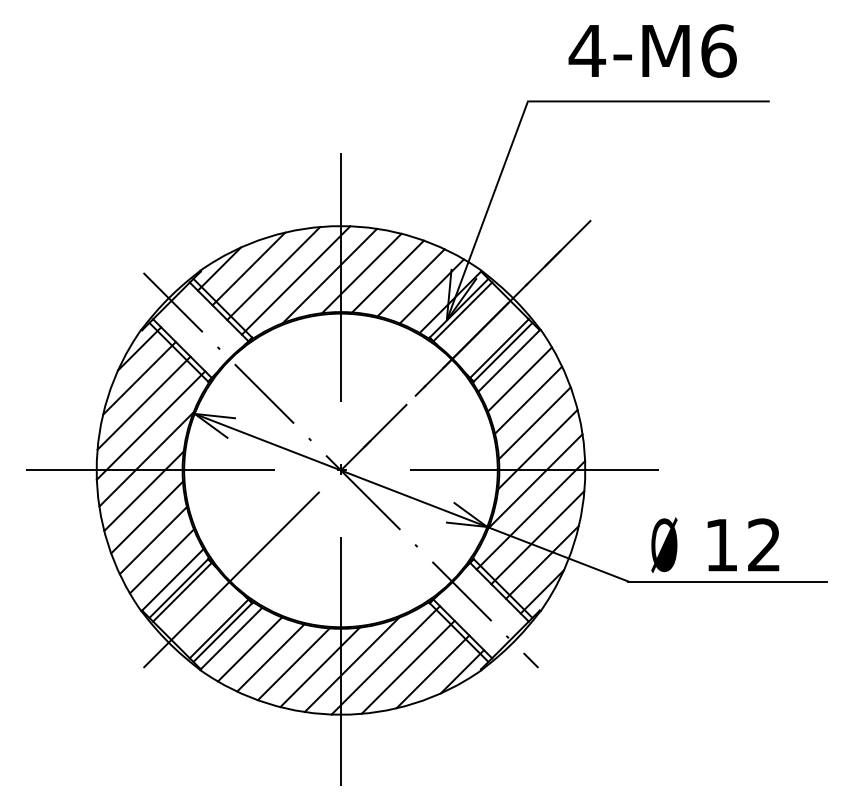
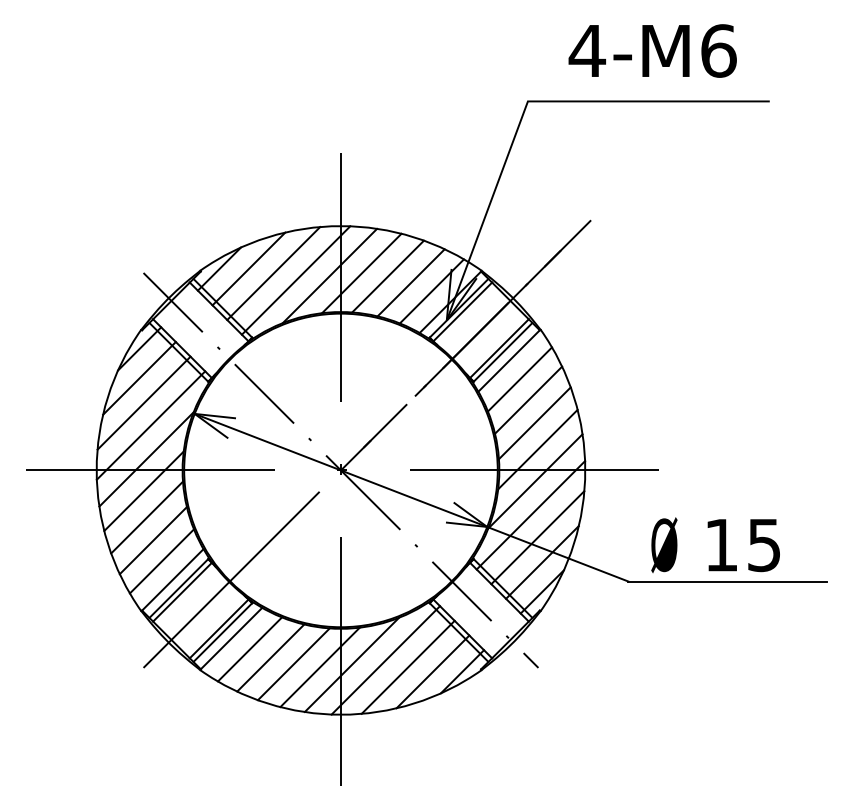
text: 12 -> 15 (763, 545)
